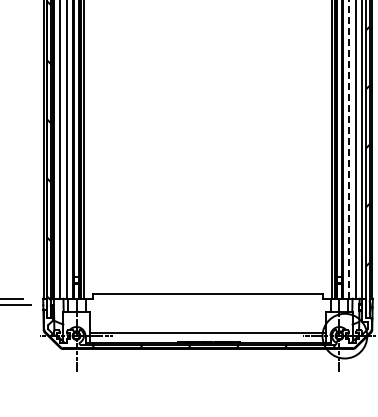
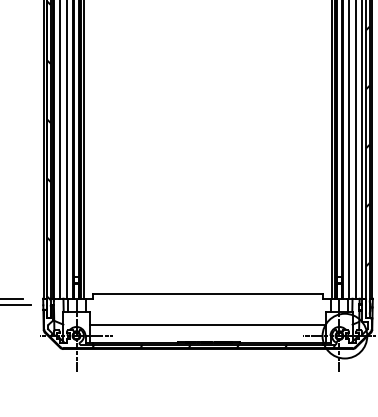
line: dashed -> solid (348, 149)
line position: (207, 332) -> (207, 324) (207, 324)
